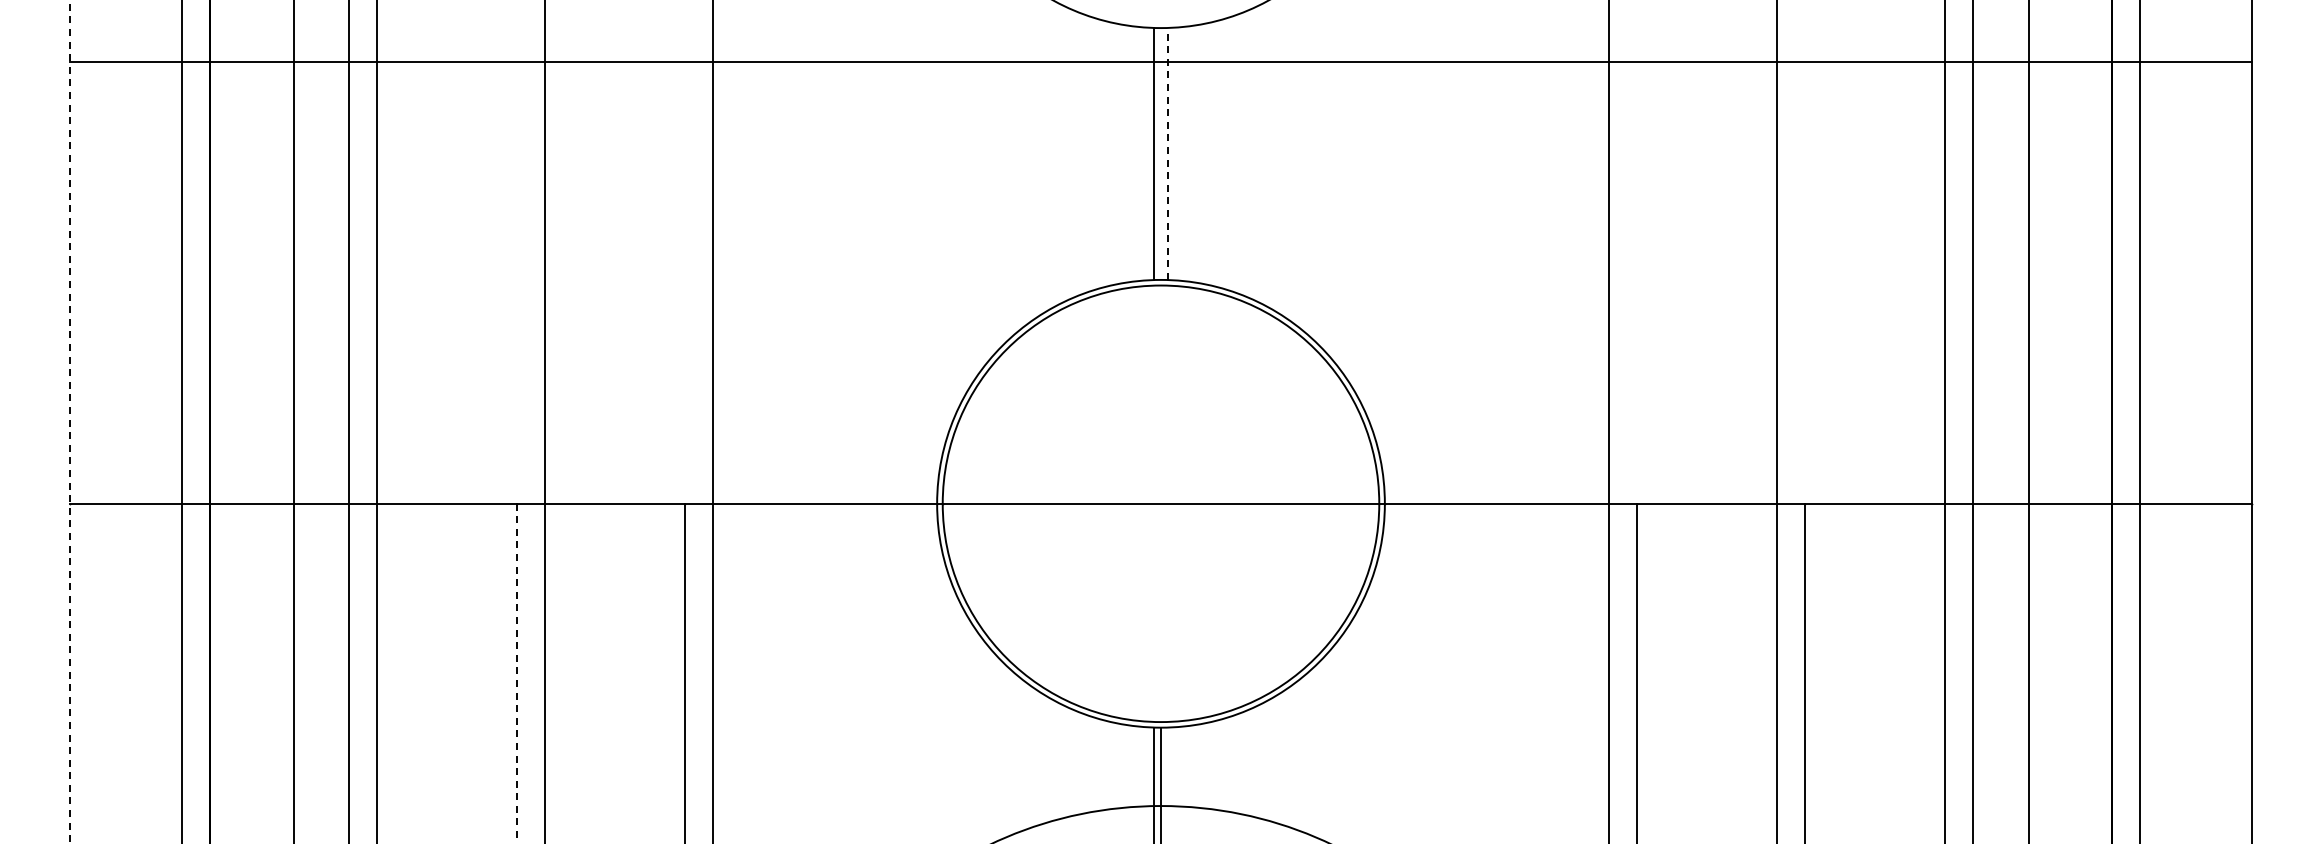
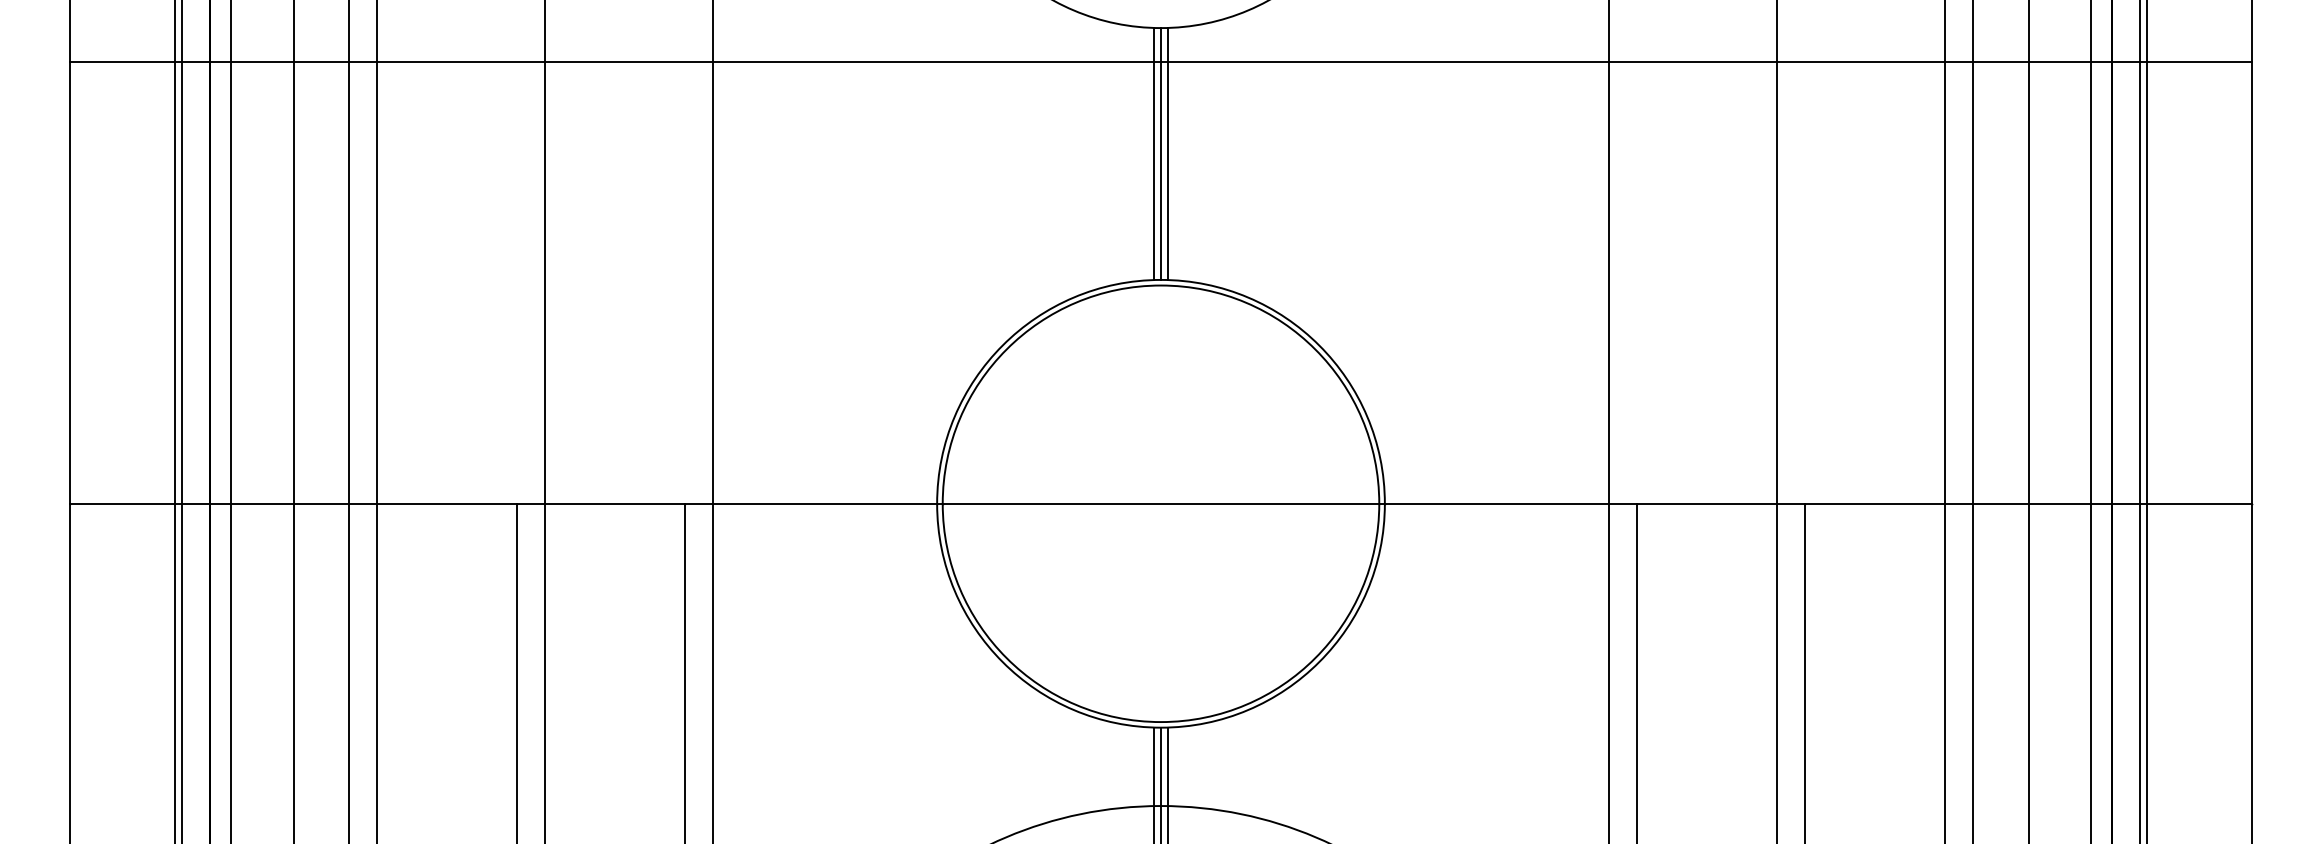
line: none -> present (1161, 153)
line: dashed -> solid (1168, 153)
line: none -> present (174, 421)
line: none -> present (230, 421)
line: none -> present (2091, 421)
line: none -> present (2147, 421)
line: dashed -> solid (69, 422)
line: dashed -> solid (517, 673)
line: none -> present (1168, 783)
